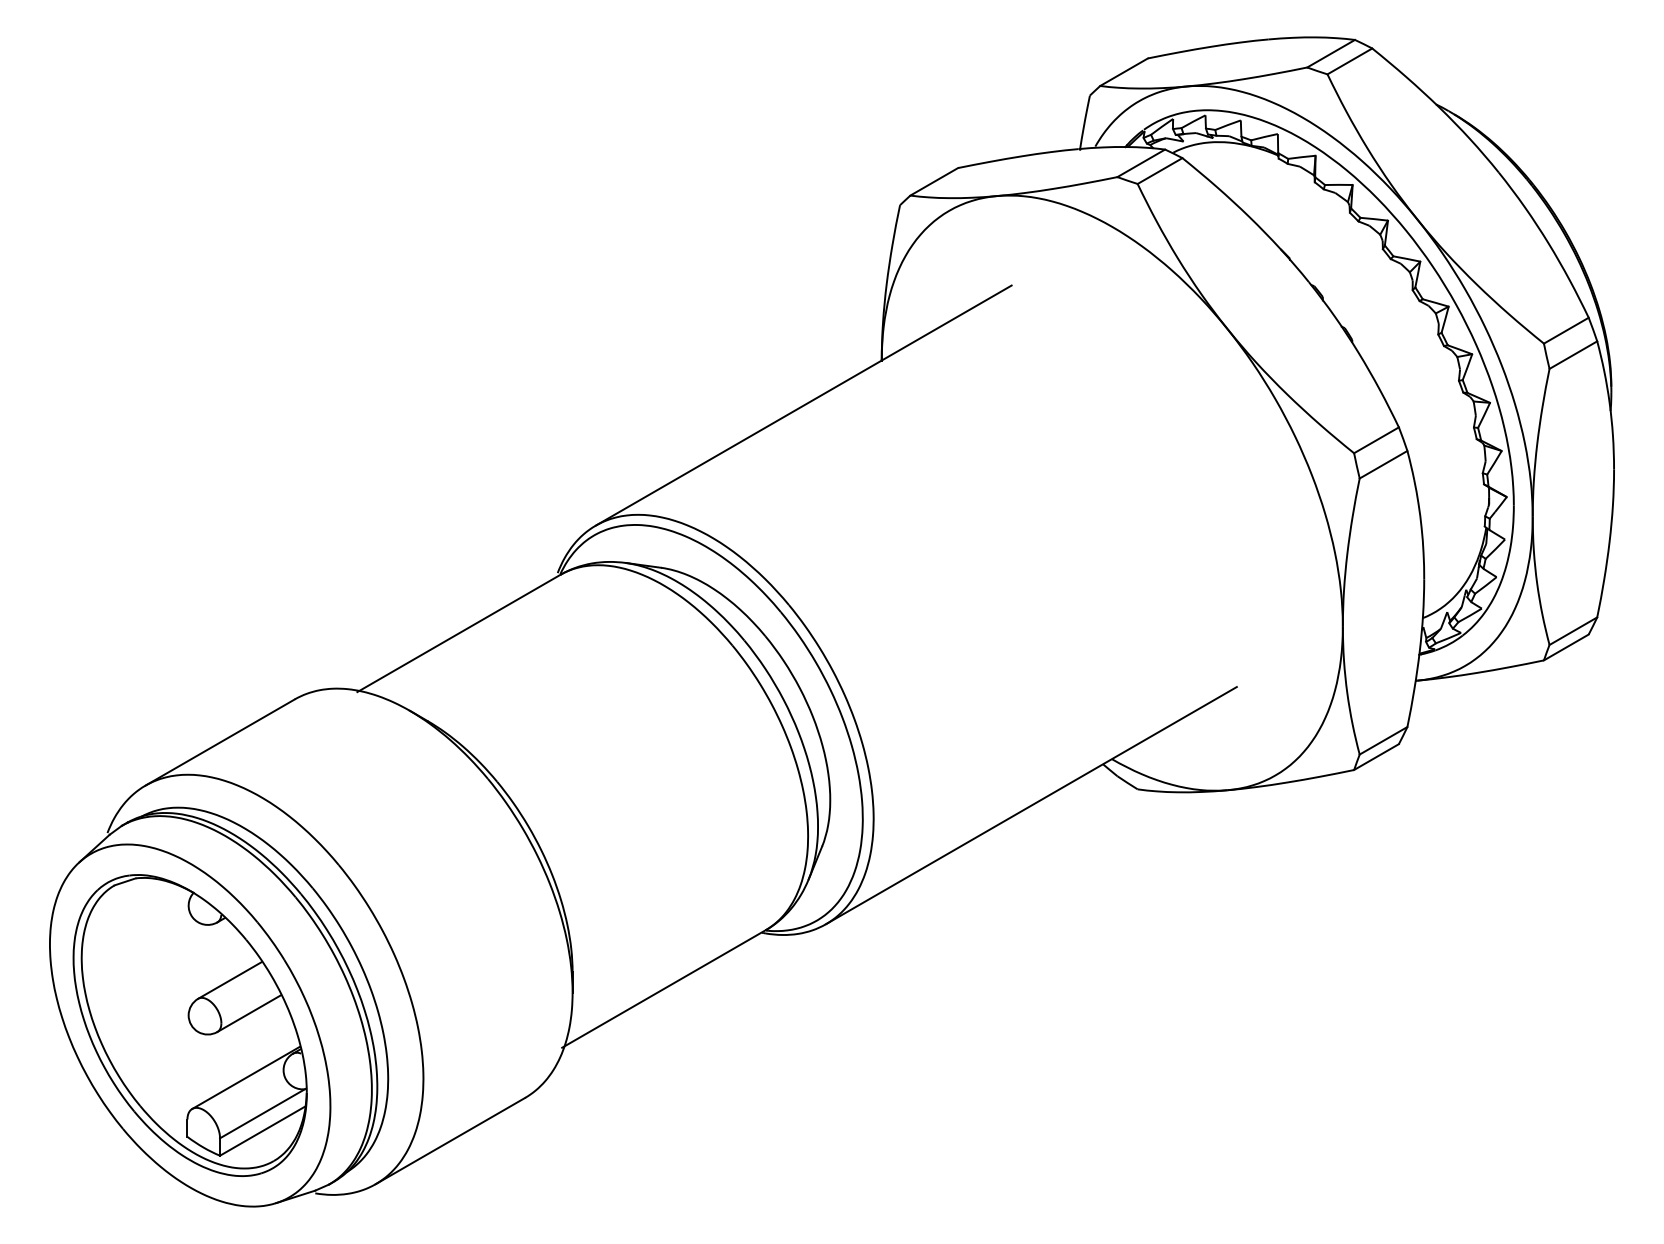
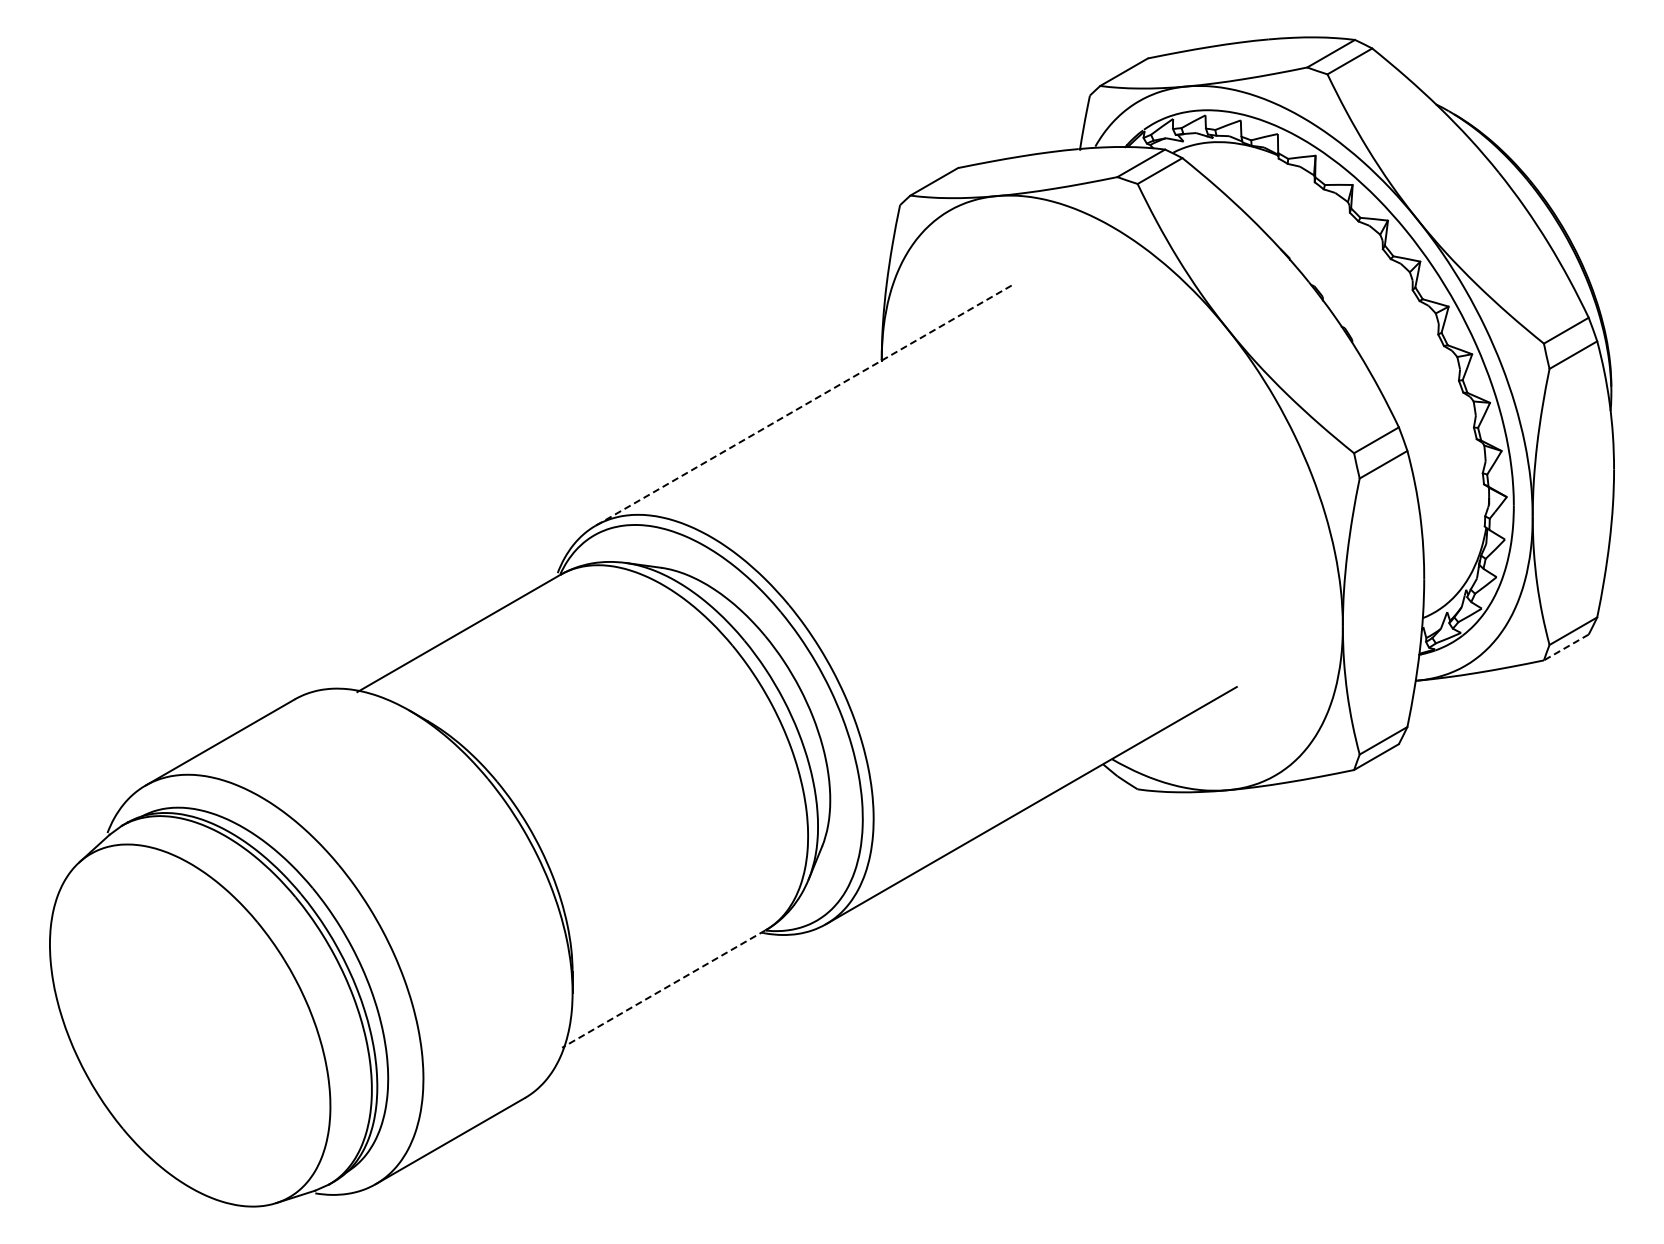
line: solid -> dashed (803, 405)
line: solid -> dashed (1566, 647)
line: solid -> dashed (663, 989)
part: present -> none (189, 1025)
